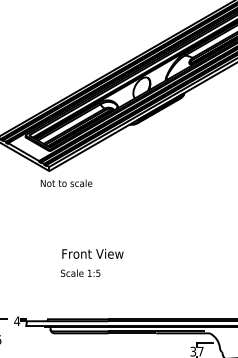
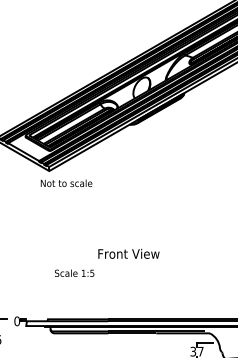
text position: (92, 253) -> (128, 253) (128, 253)
text position: (80, 272) -> (74, 272) (74, 272)
text: 4 -> 0 (17, 321)
